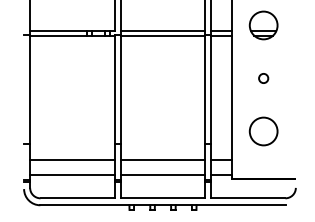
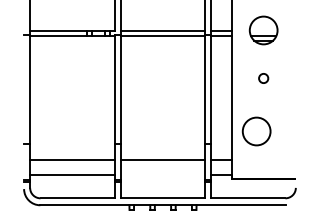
part position: (263, 25) -> (263, 30) (263, 30)
circle position: (263, 131) -> (256, 131) (256, 131)
line: present -> none (162, 175)
